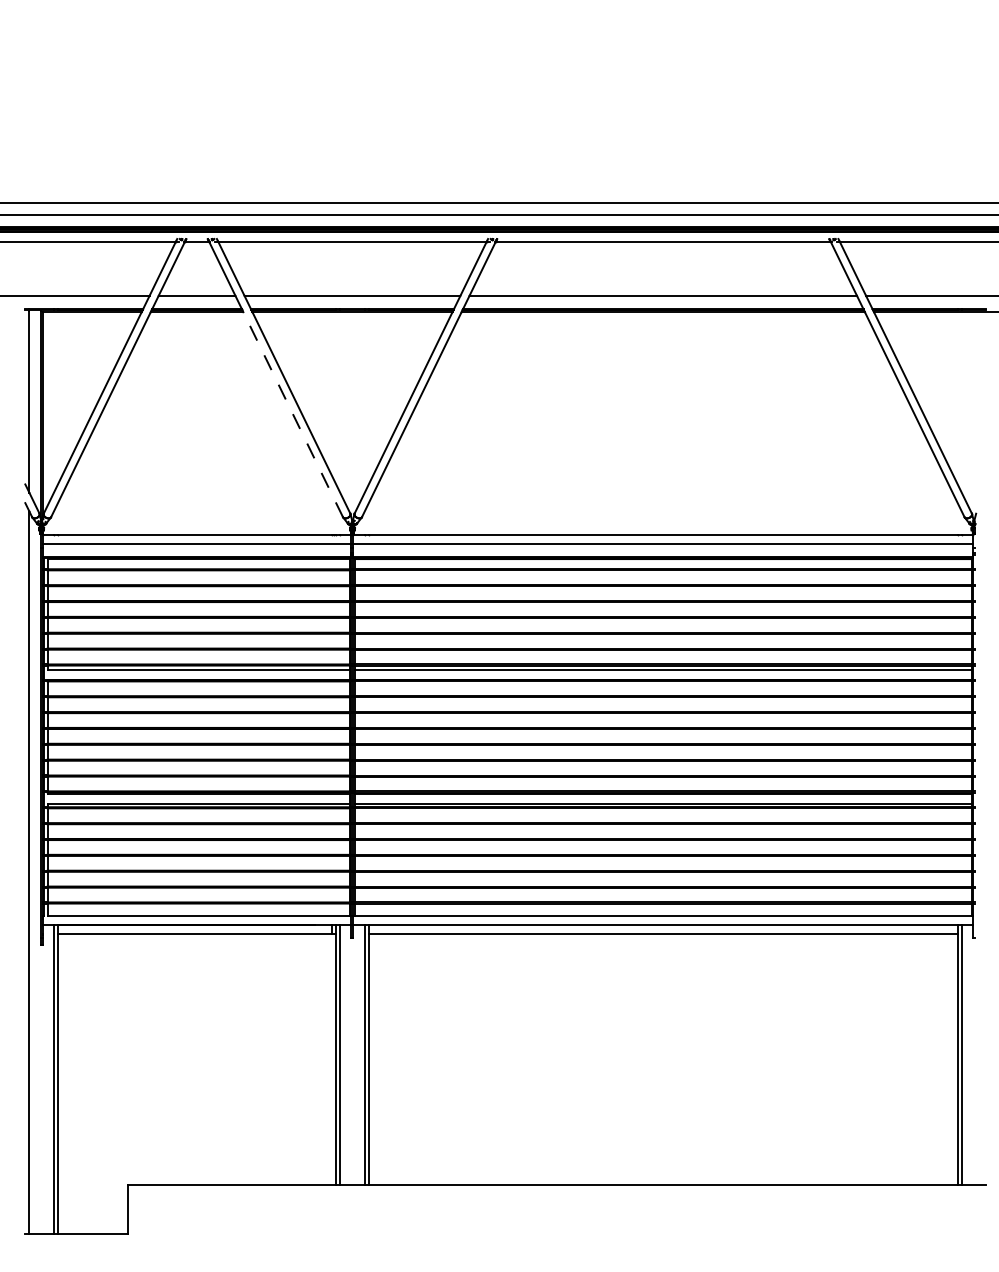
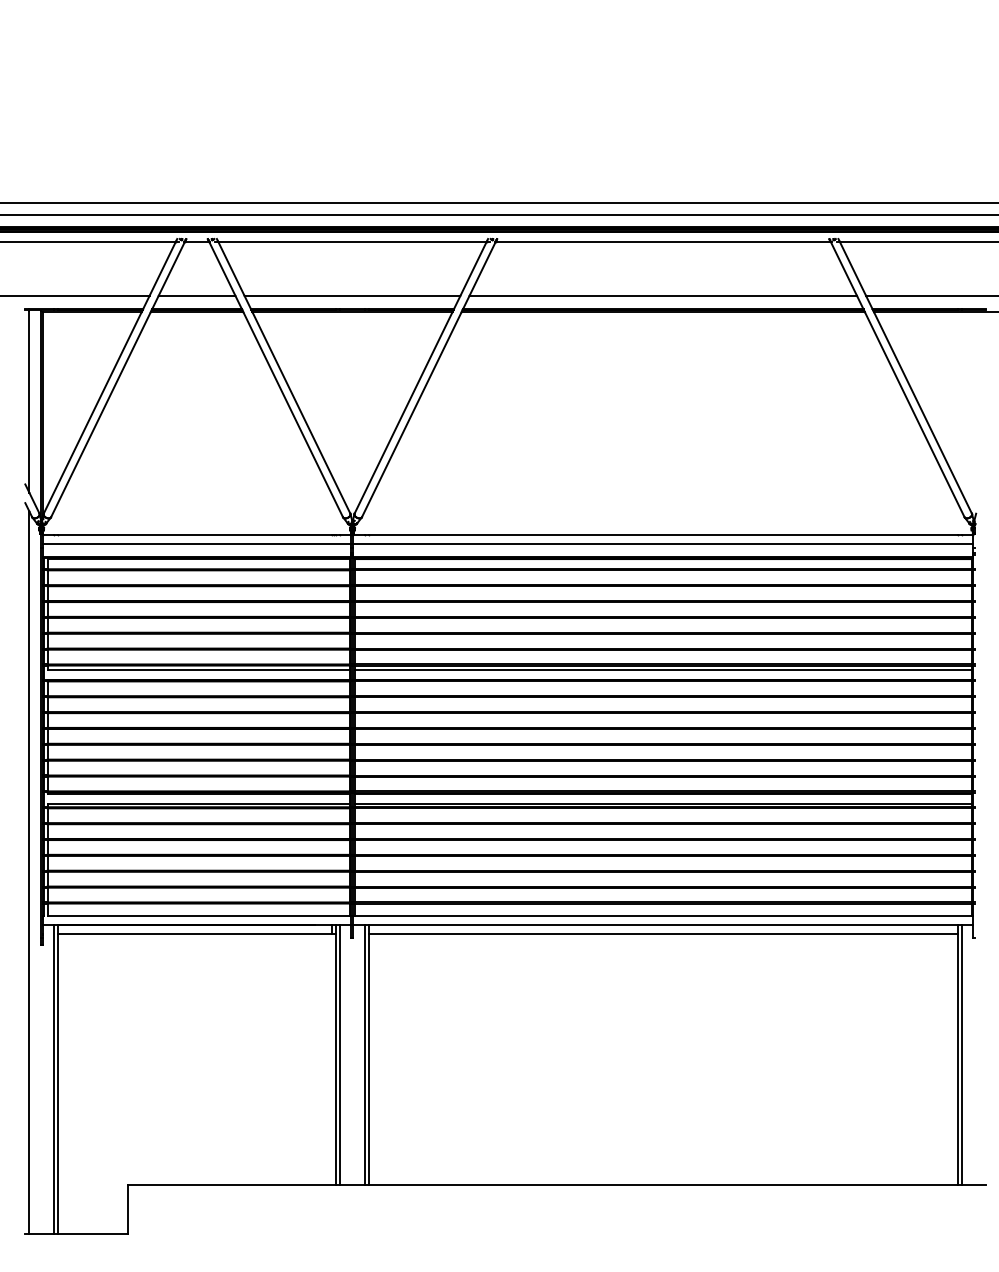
line: dashed -> solid (293, 414)
